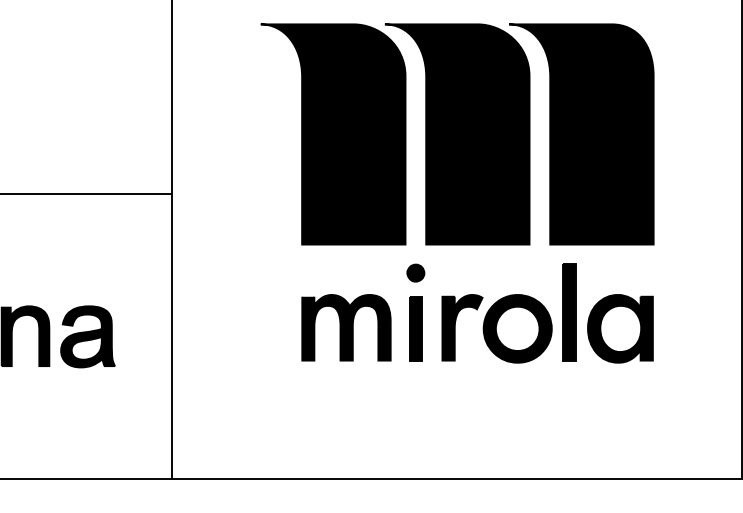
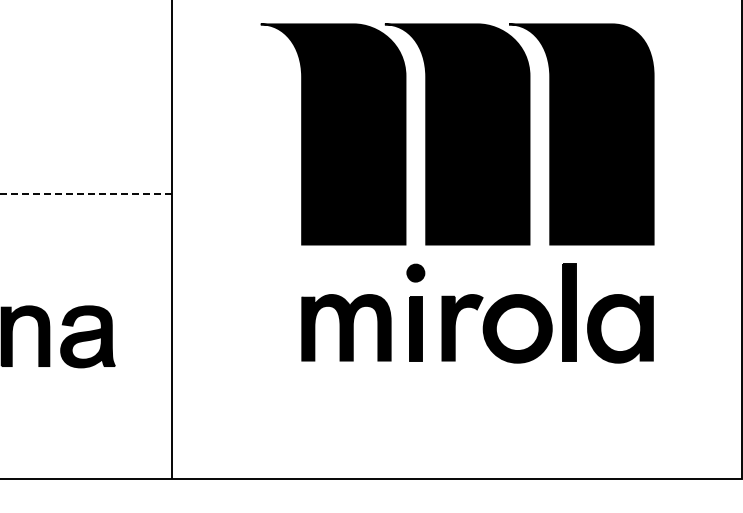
line: solid -> dashed (86, 193)
